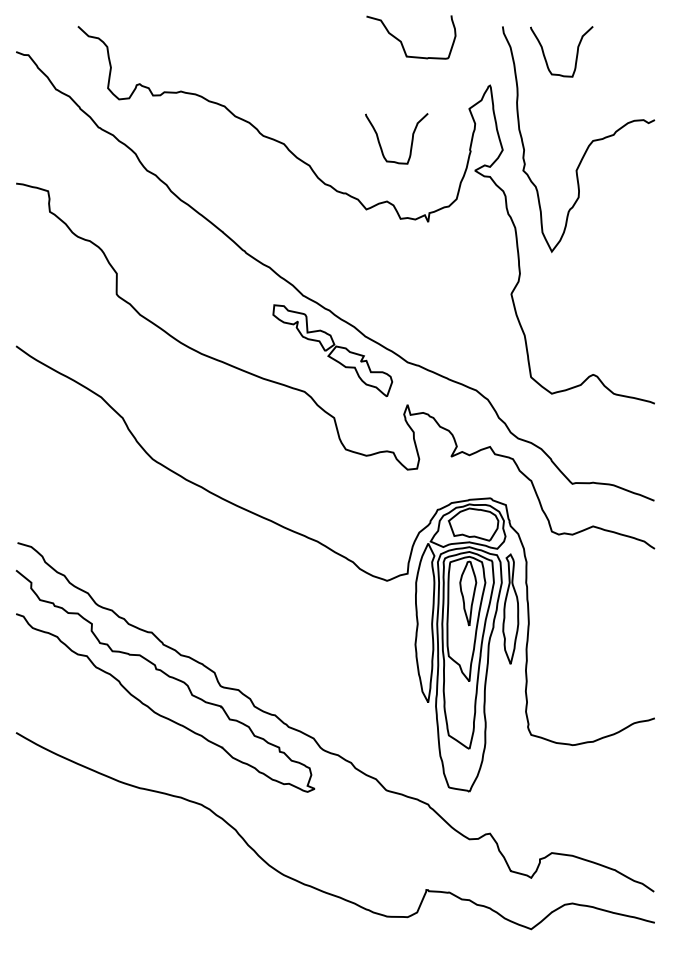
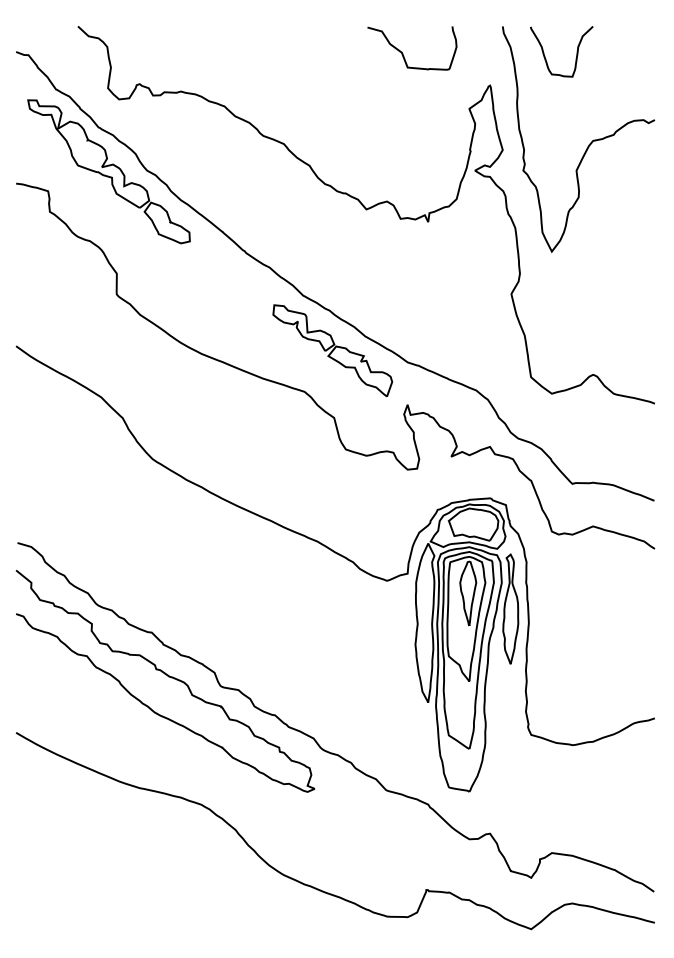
curve position: (402, 42) -> (403, 53) (403, 53)
curve: present -> none (411, 138)
part: none -> present (108, 171)
